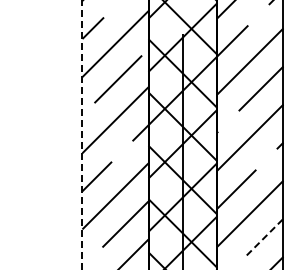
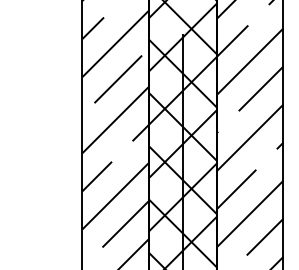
line: dashed -> solid (82, 134)
line: dashed -> solid (265, 237)
